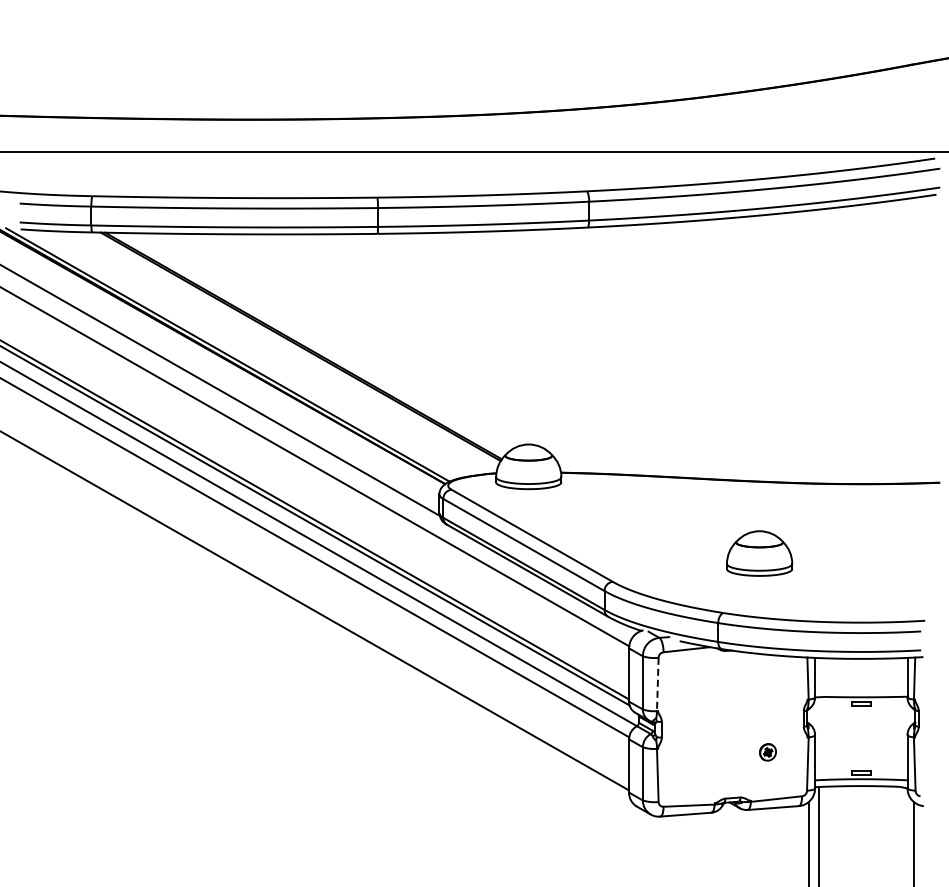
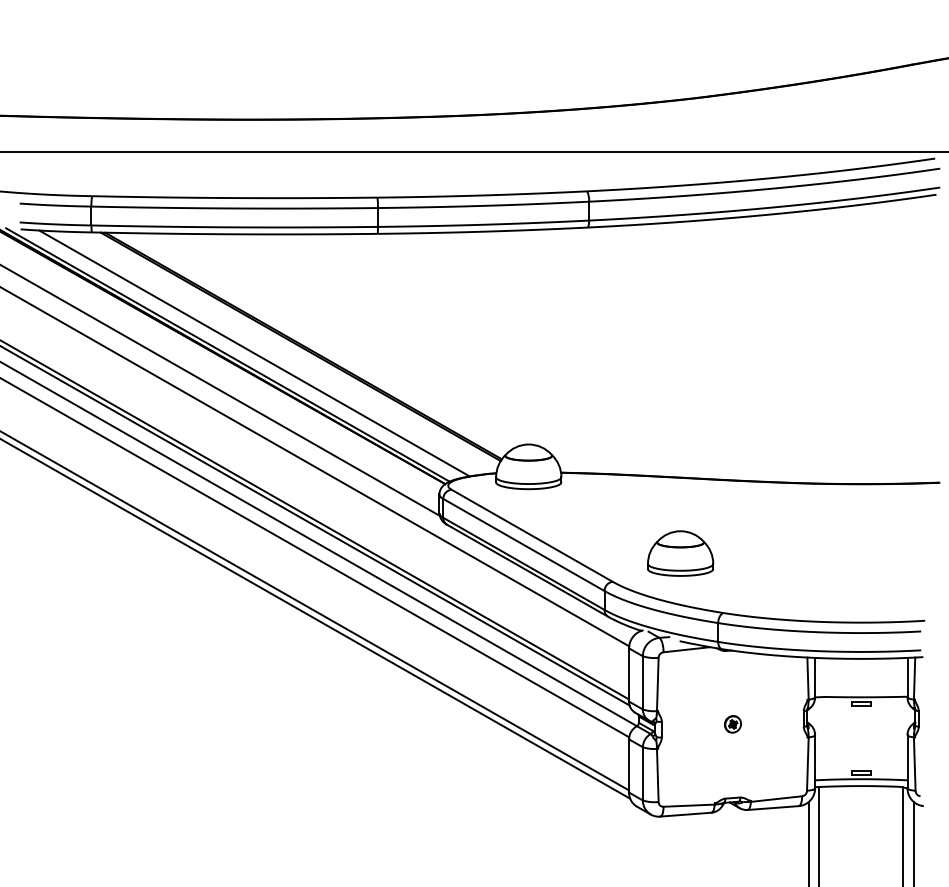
line: none -> present (254, 353)
part position: (759, 553) -> (680, 553) (680, 553)
line: none -> present (316, 619)
line: dashed -> solid (657, 684)
part position: (767, 752) -> (732, 724) (732, 724)
line: none -> present (903, 835)
